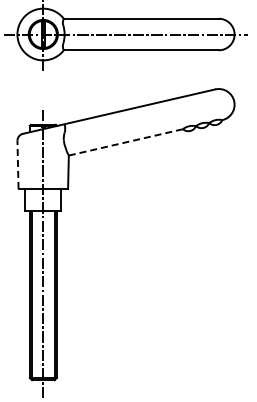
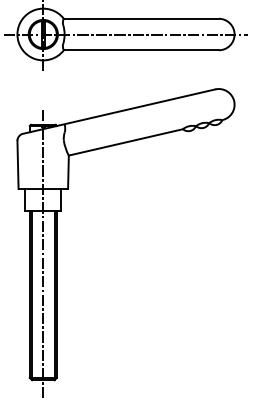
line: dashed -> solid (125, 142)
line: dashed -> solid (18, 164)
